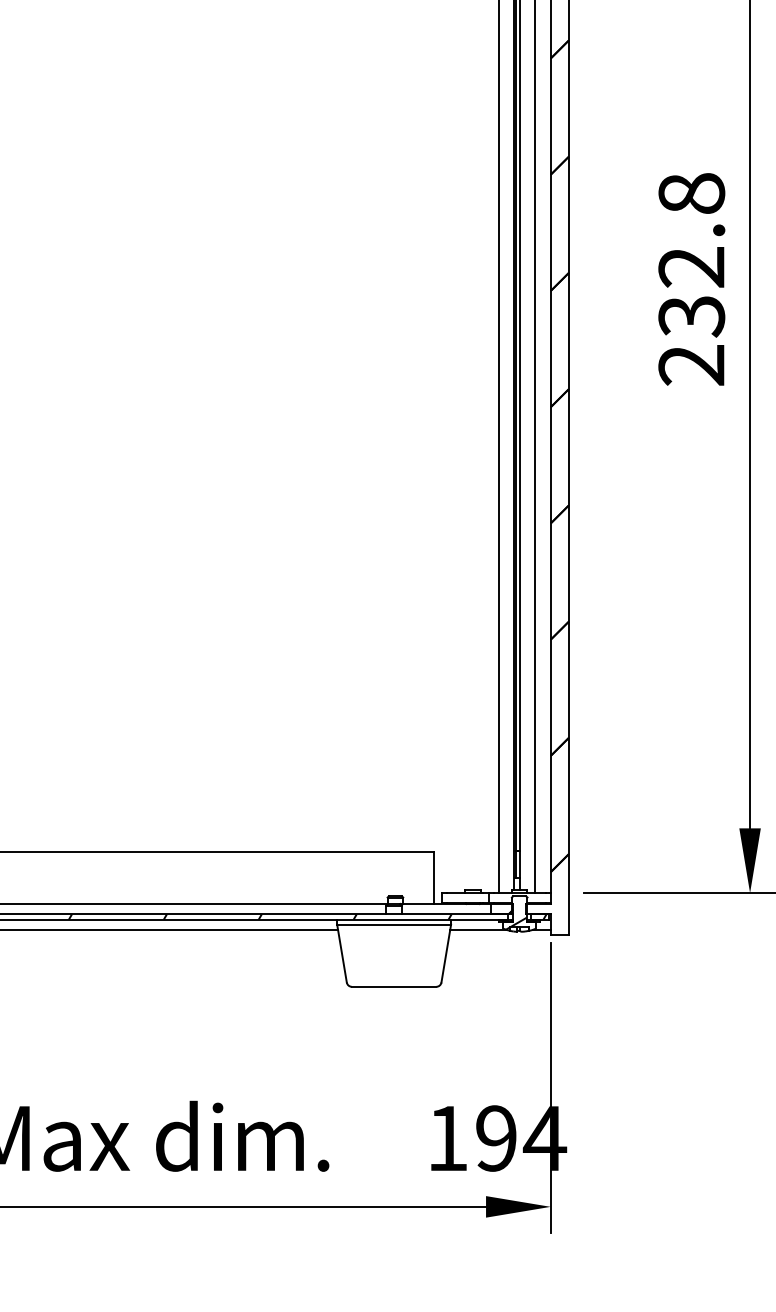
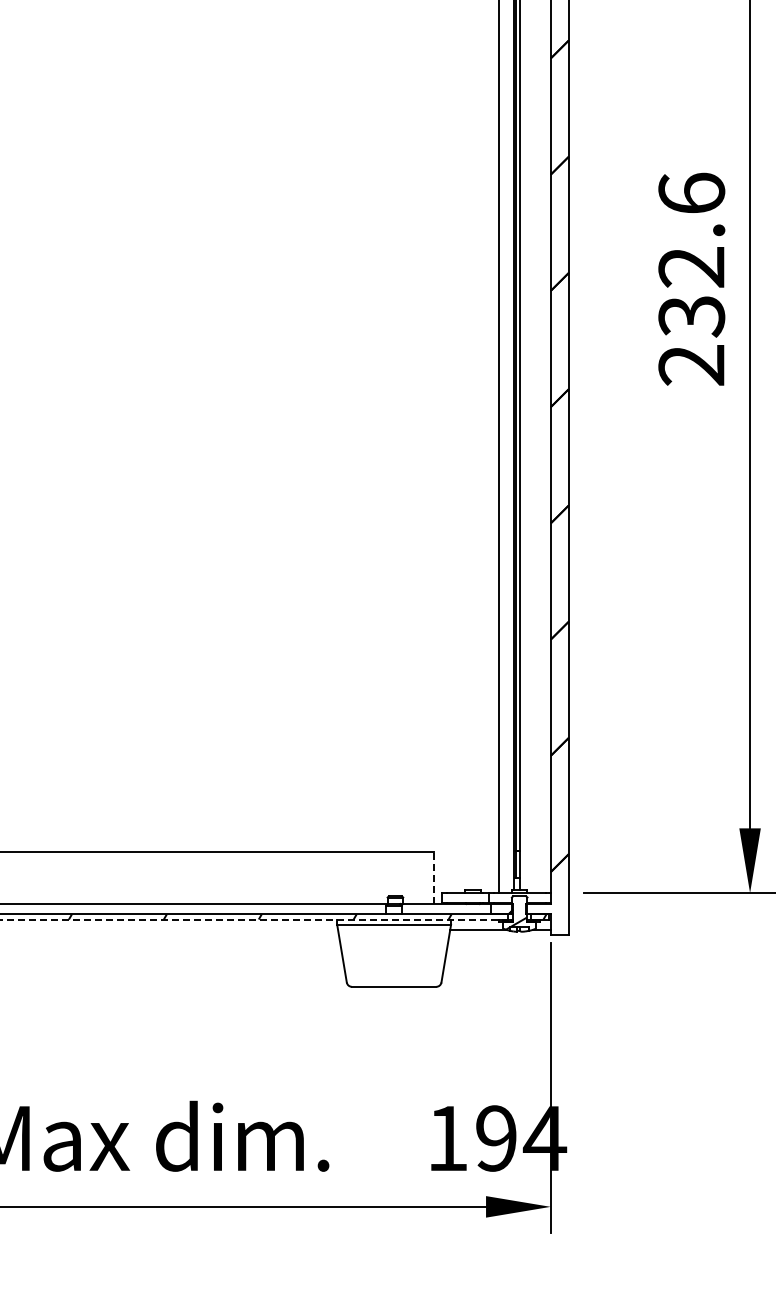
text: 232.8 -> 232.6 (691, 192)
line: present -> none (535, 447)
line: solid -> dashed (434, 878)
line: solid -> dashed (254, 919)
line: present -> none (170, 929)
